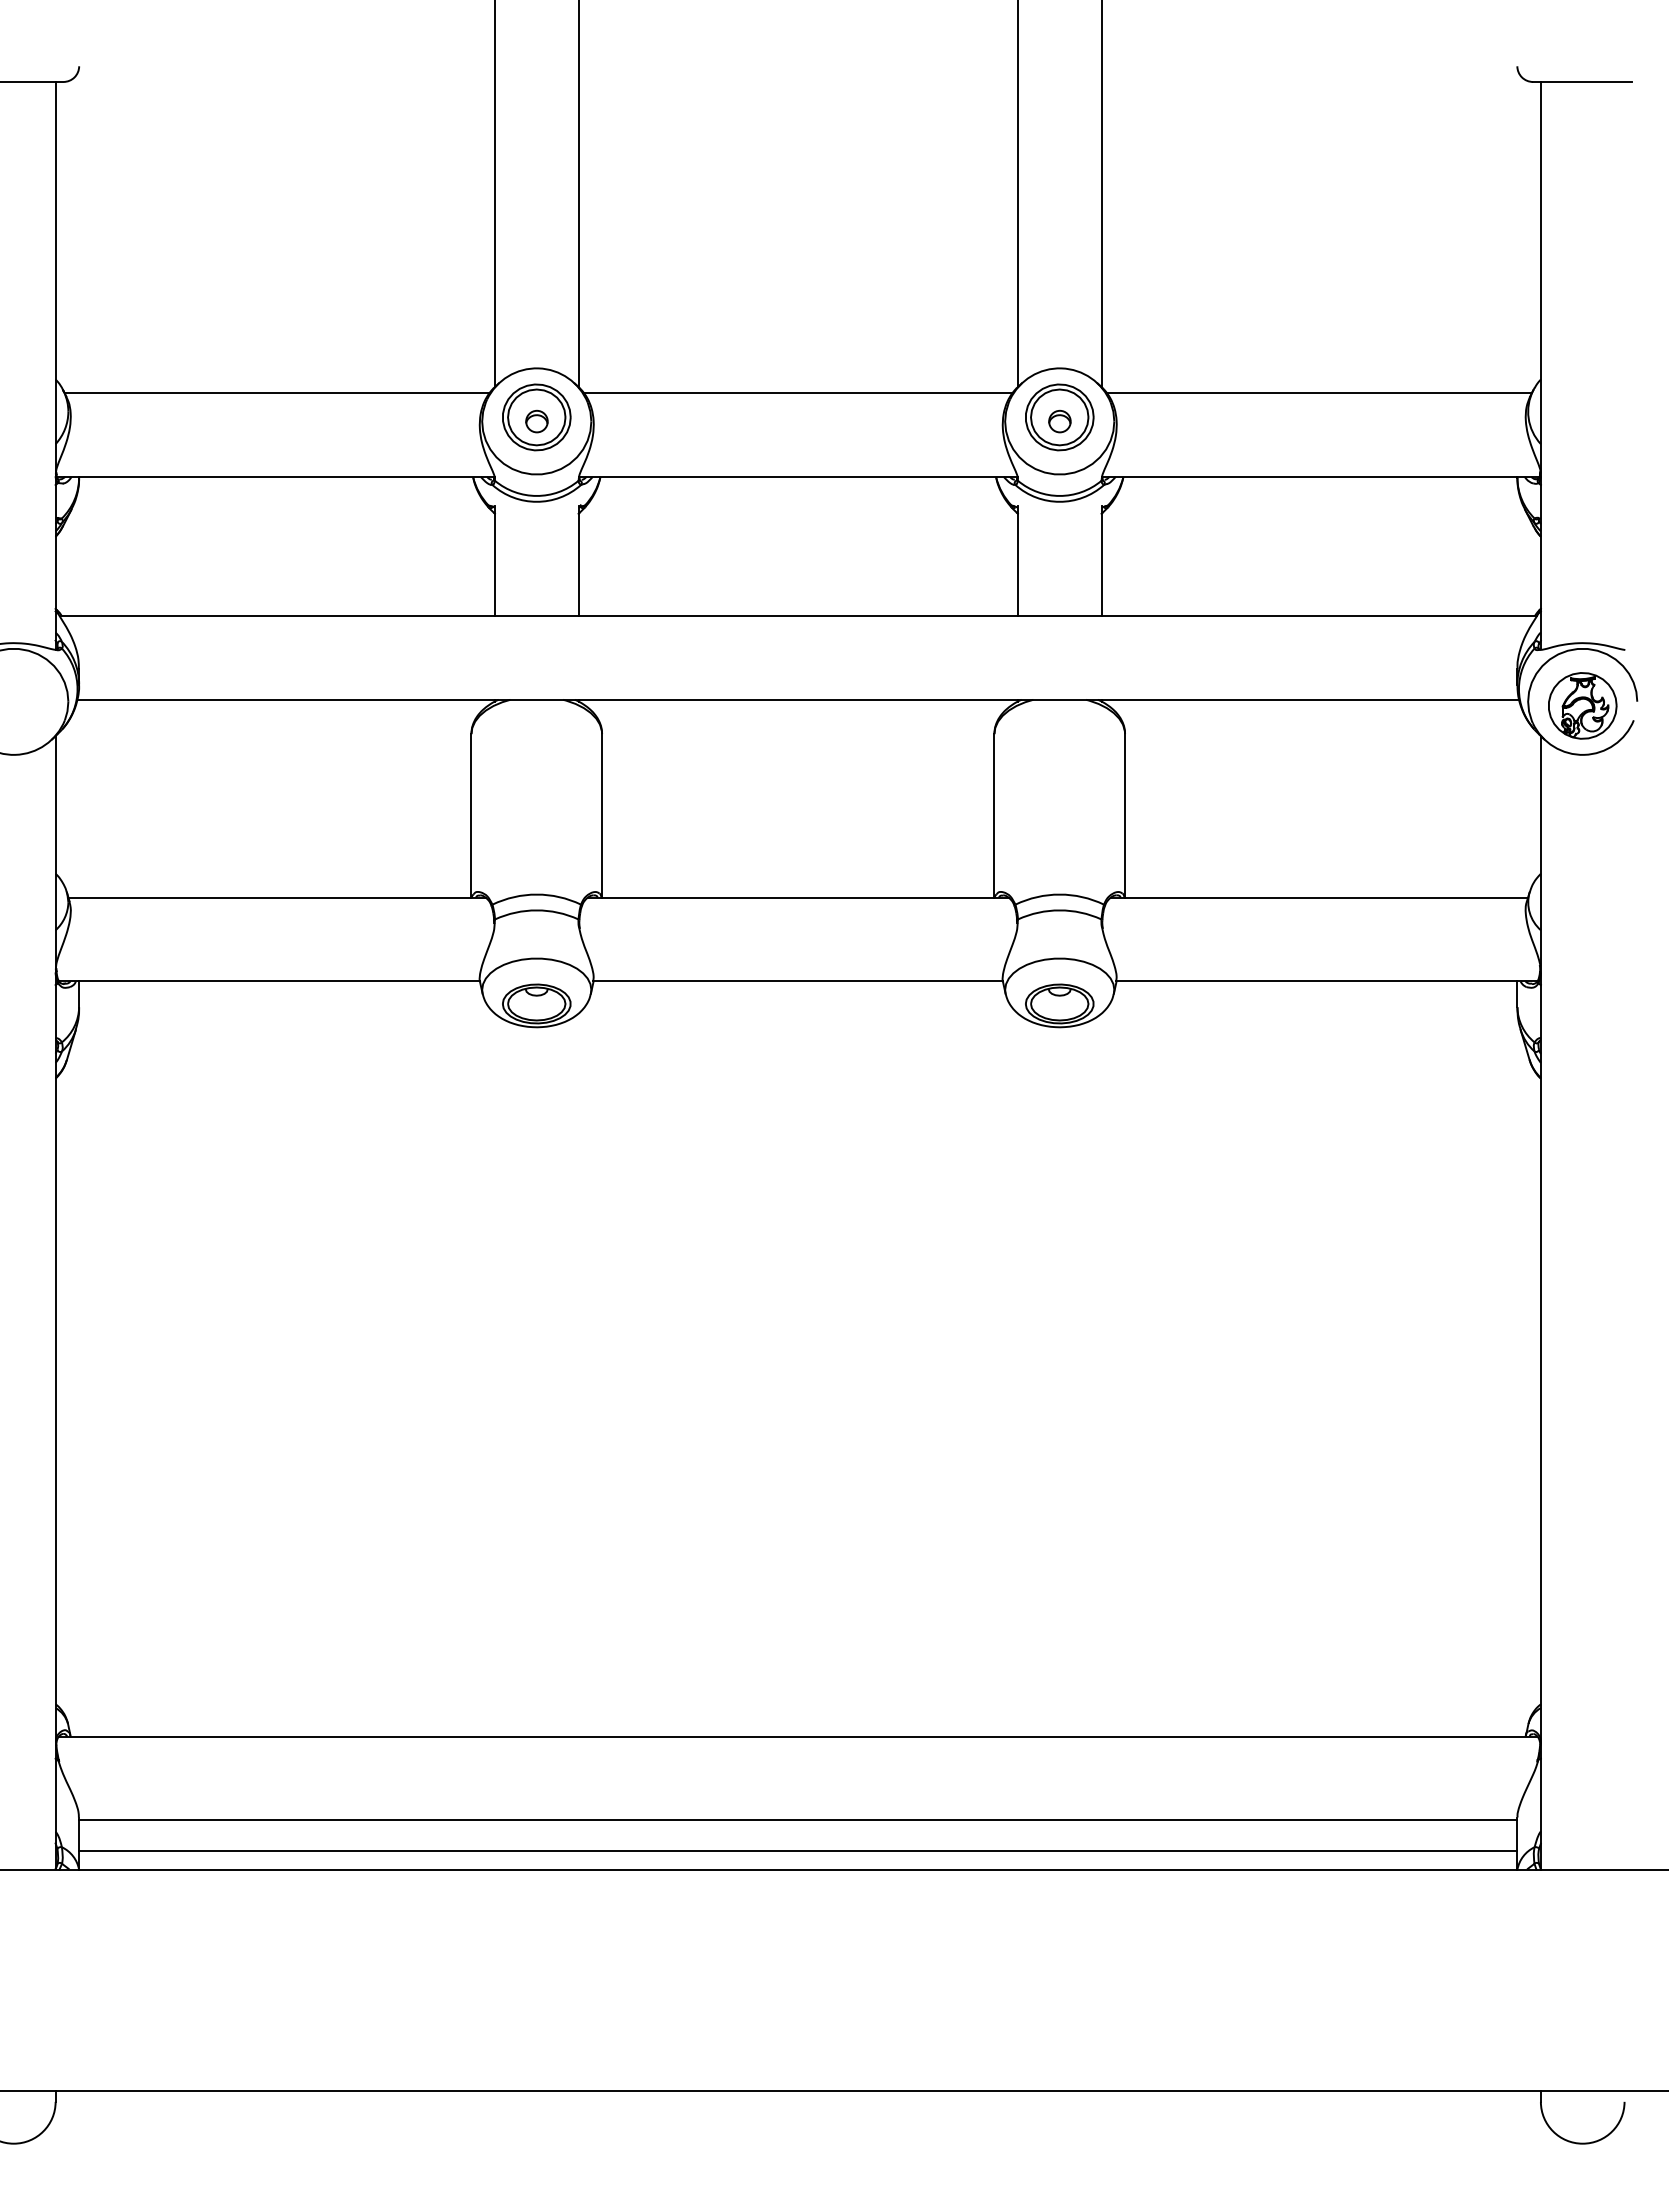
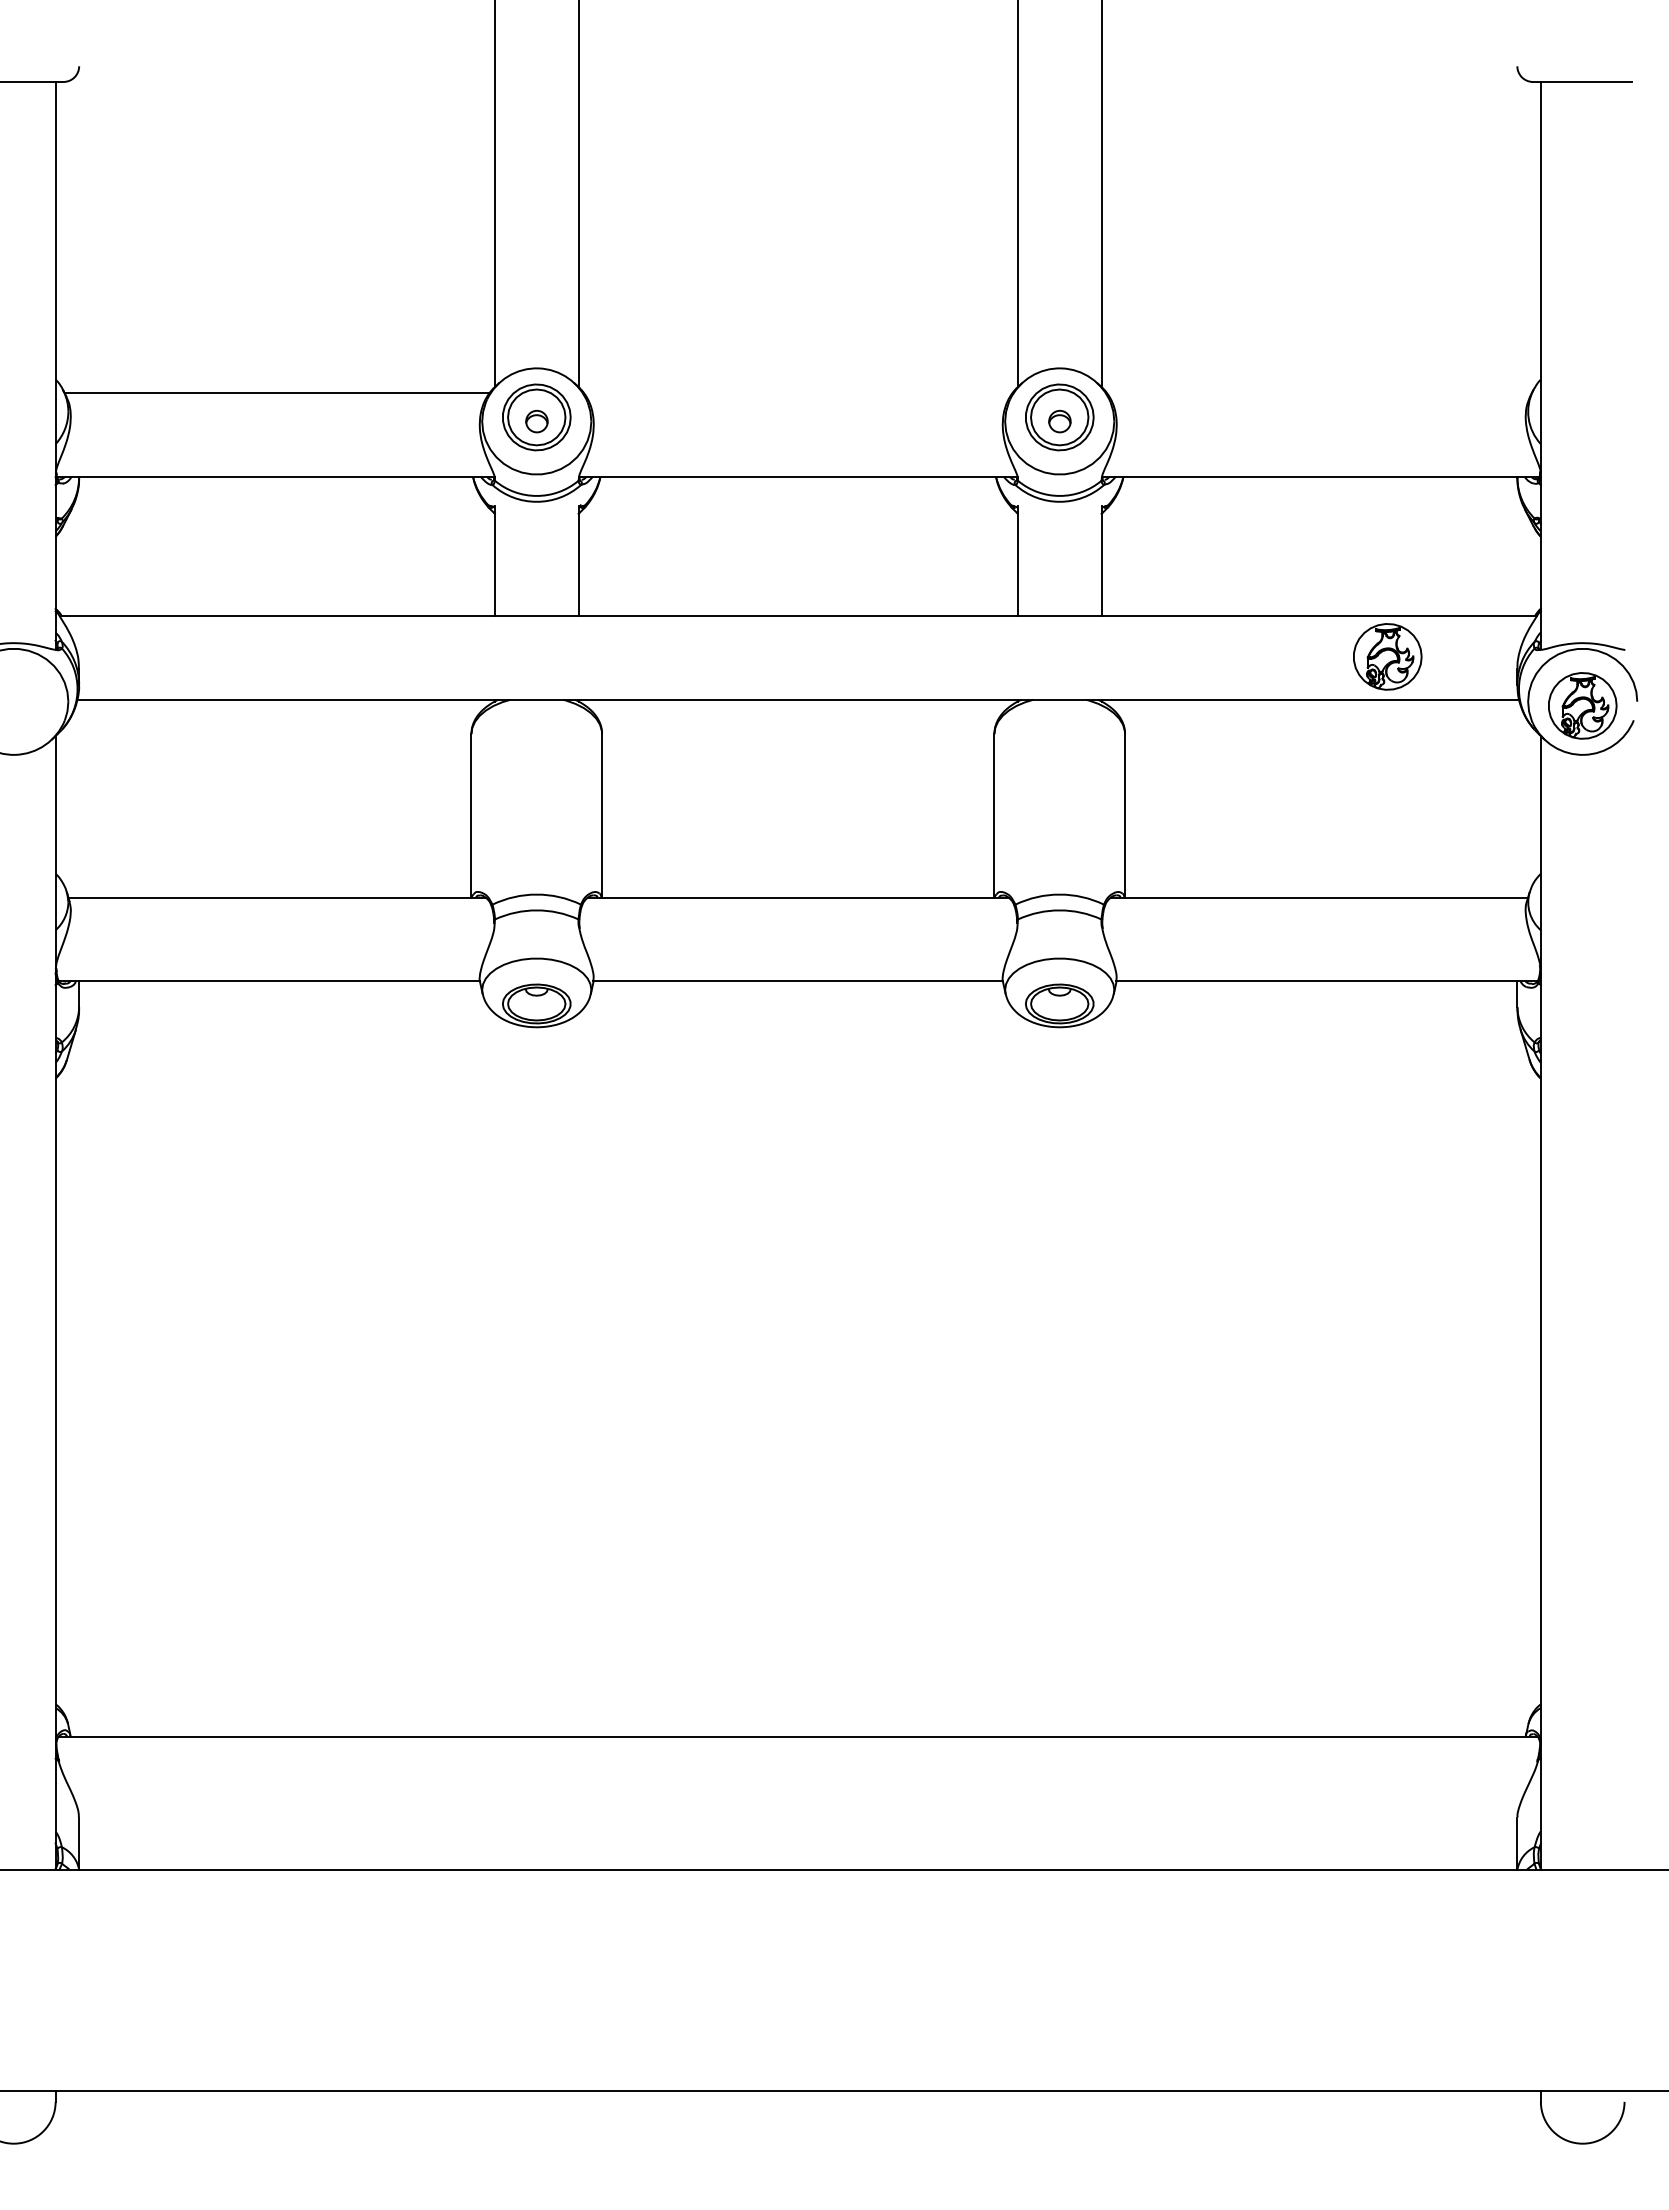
line: present -> none (797, 393)
line: present -> none (1318, 393)
part: none -> present (1387, 656)
line: present -> none (798, 1820)
line: present -> none (798, 1850)
